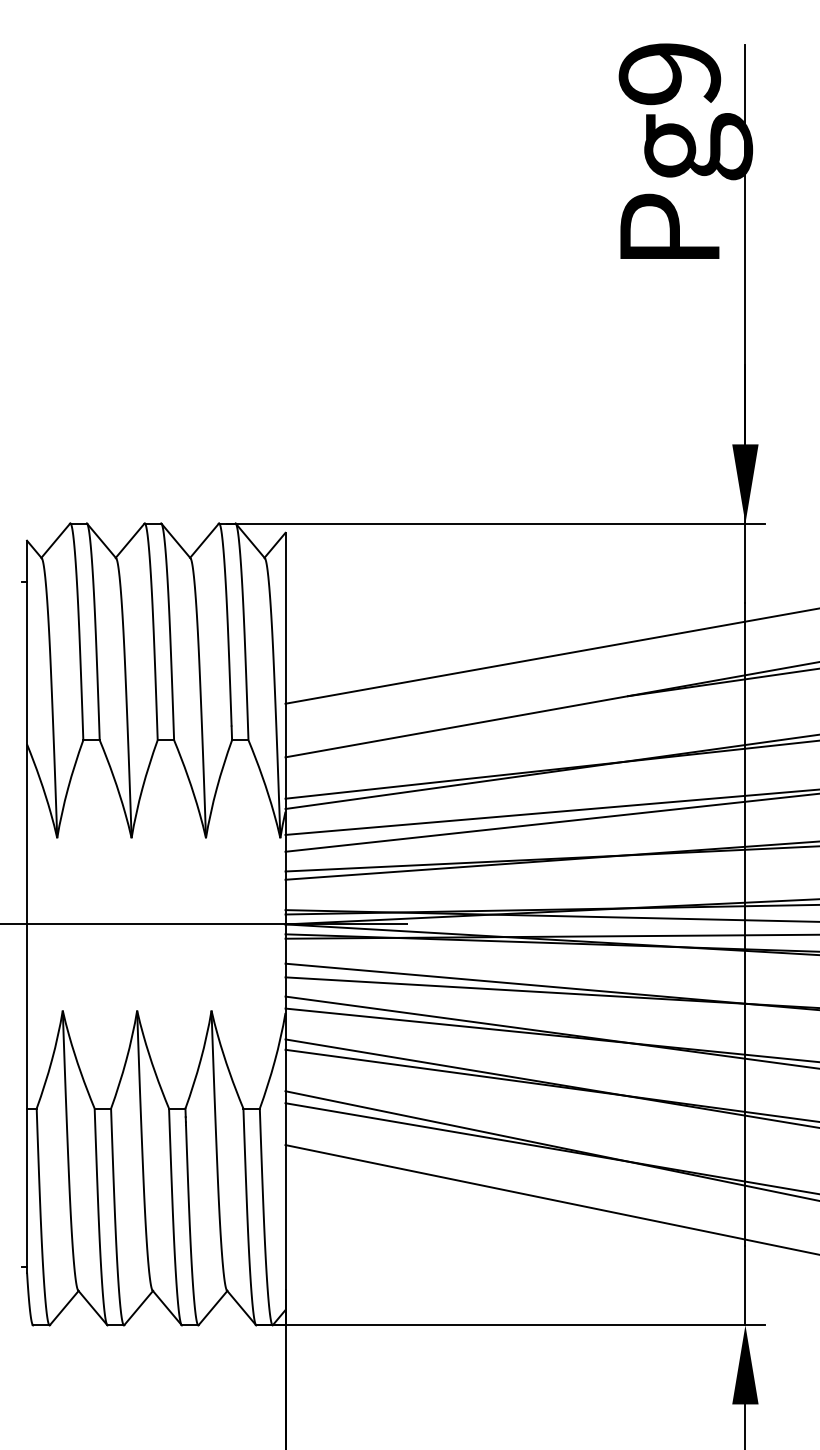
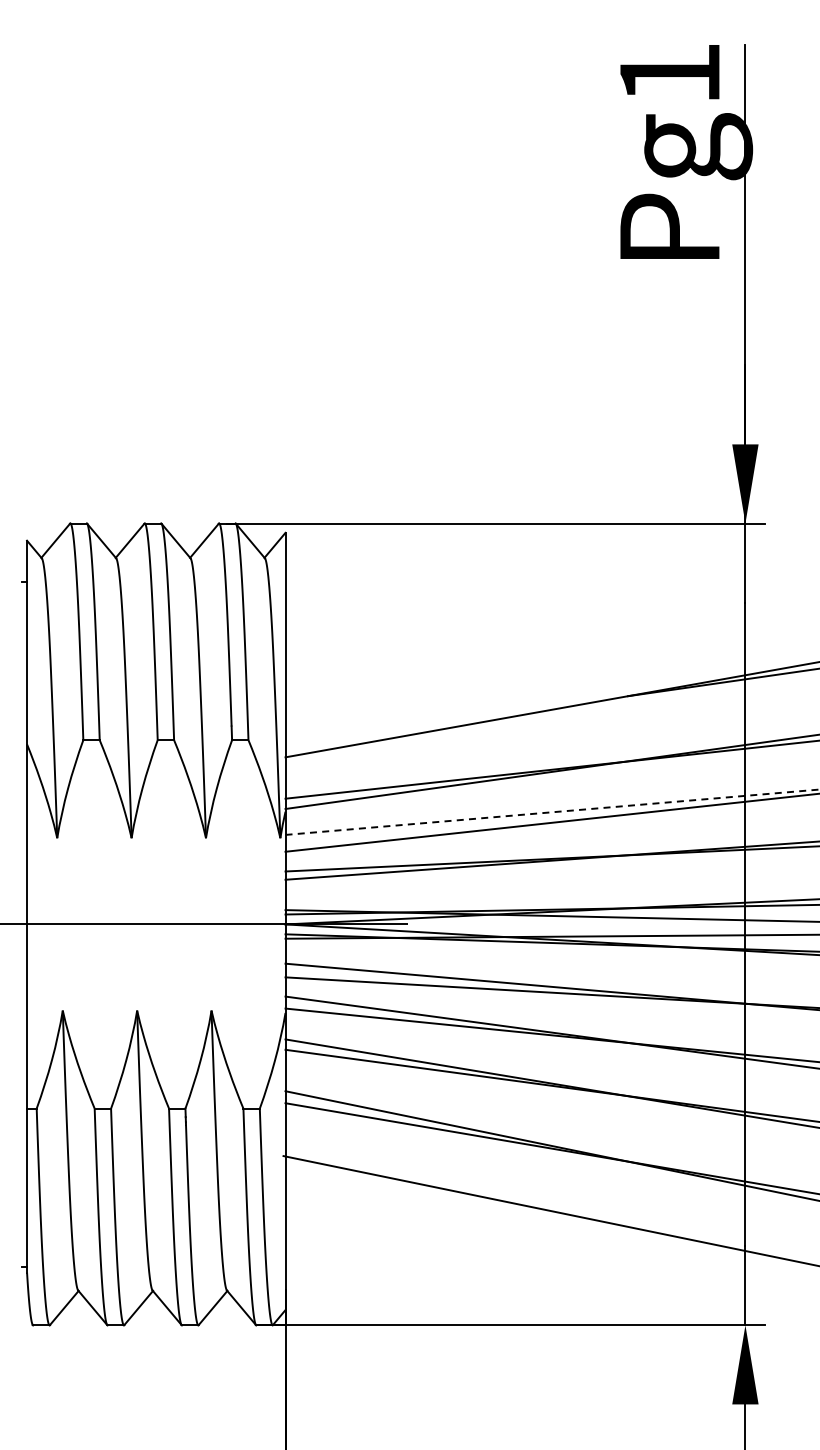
text: Pg9 -> Pg1 (669, 74)
line: present -> none (550, 656)
line: solid -> dashed (552, 812)
line position: (550, 1199) -> (549, 1210) (549, 1210)
